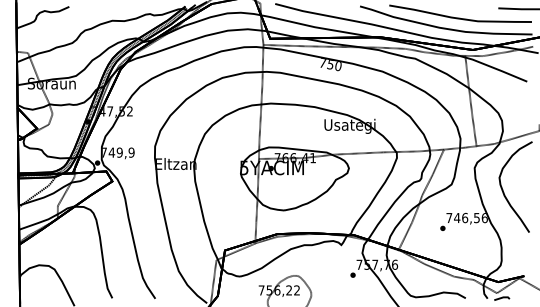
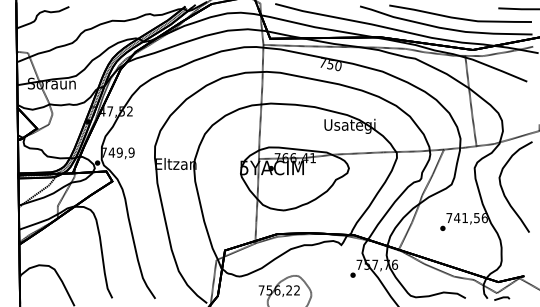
text: 746,56 -> 741,56 (465, 217)
